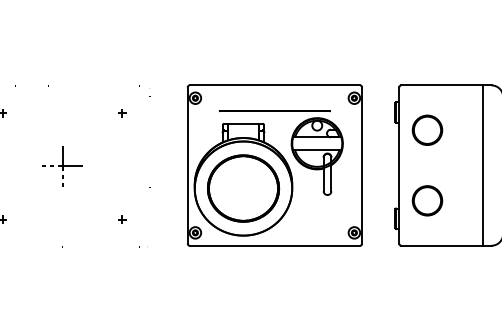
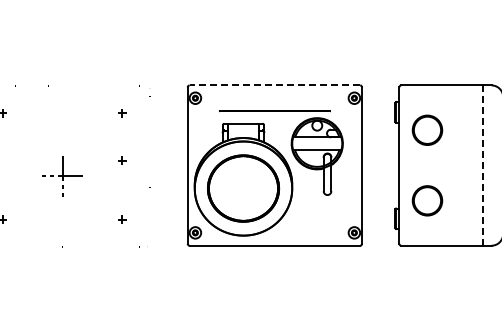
line: solid -> dashed (274, 85)
part: none -> present (122, 160)
part position: (62, 166) -> (62, 176) (62, 176)
line: solid -> dashed (482, 166)
